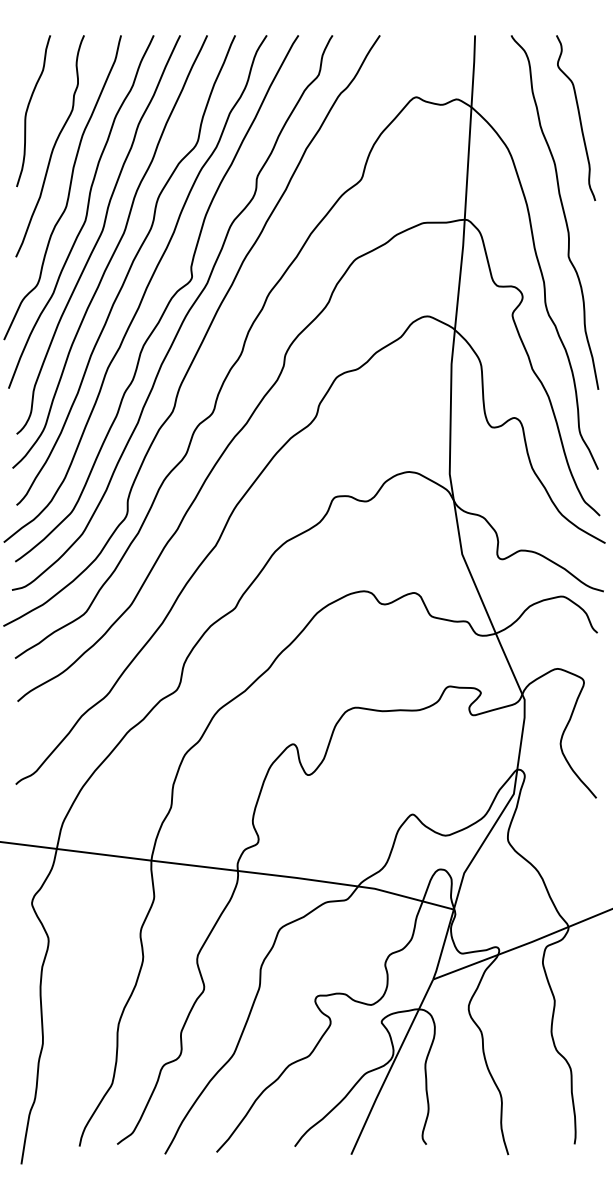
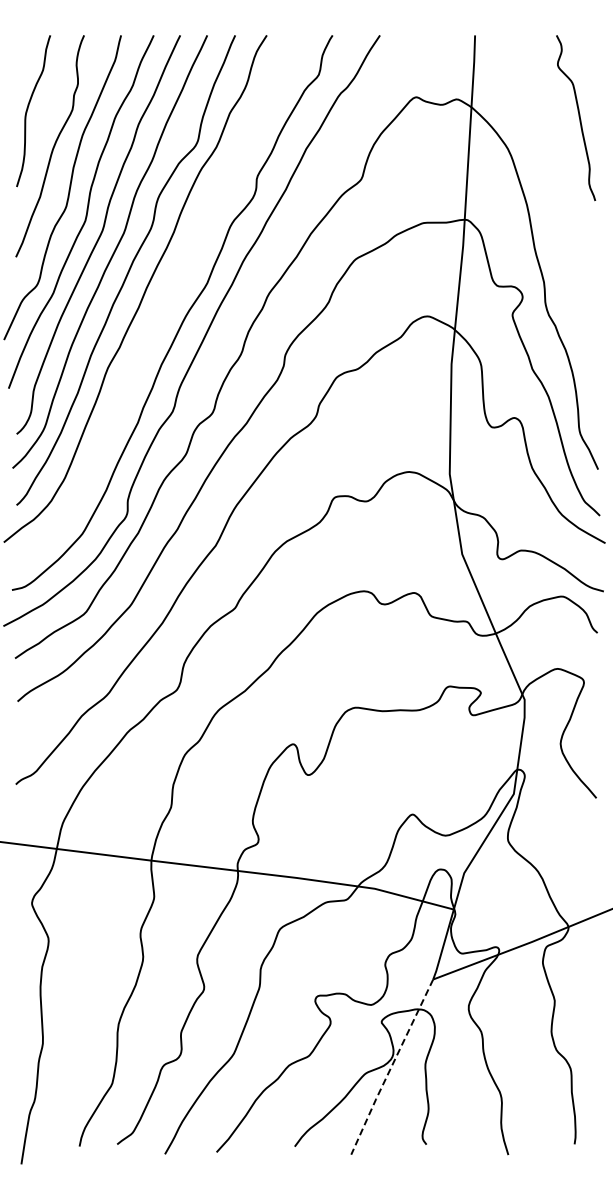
curve: present -> none (562, 211)
curve: present -> none (167, 303)
line: solid -> dashed (391, 1067)
